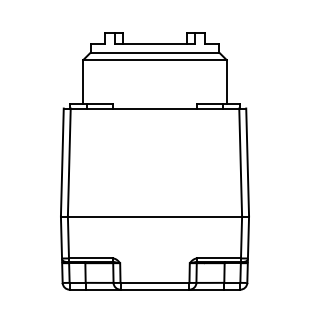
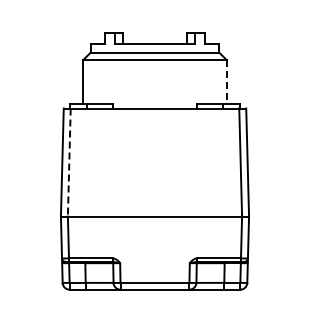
line: solid -> dashed (226, 82)
line: solid -> dashed (69, 163)
